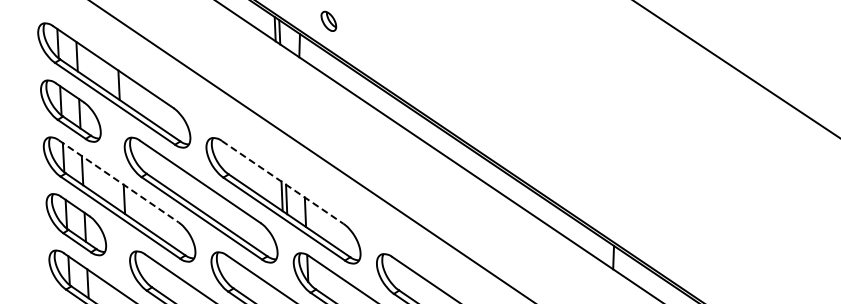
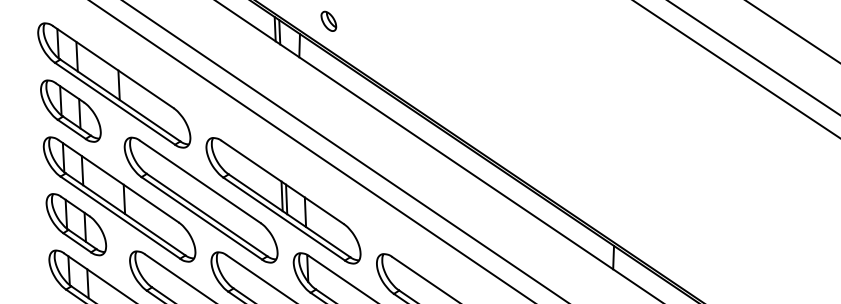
line: none -> present (792, 31)
line: none -> present (753, 57)
line: none -> present (344, 151)
line: dashed -> solid (118, 181)
line: dashed -> solid (282, 182)
